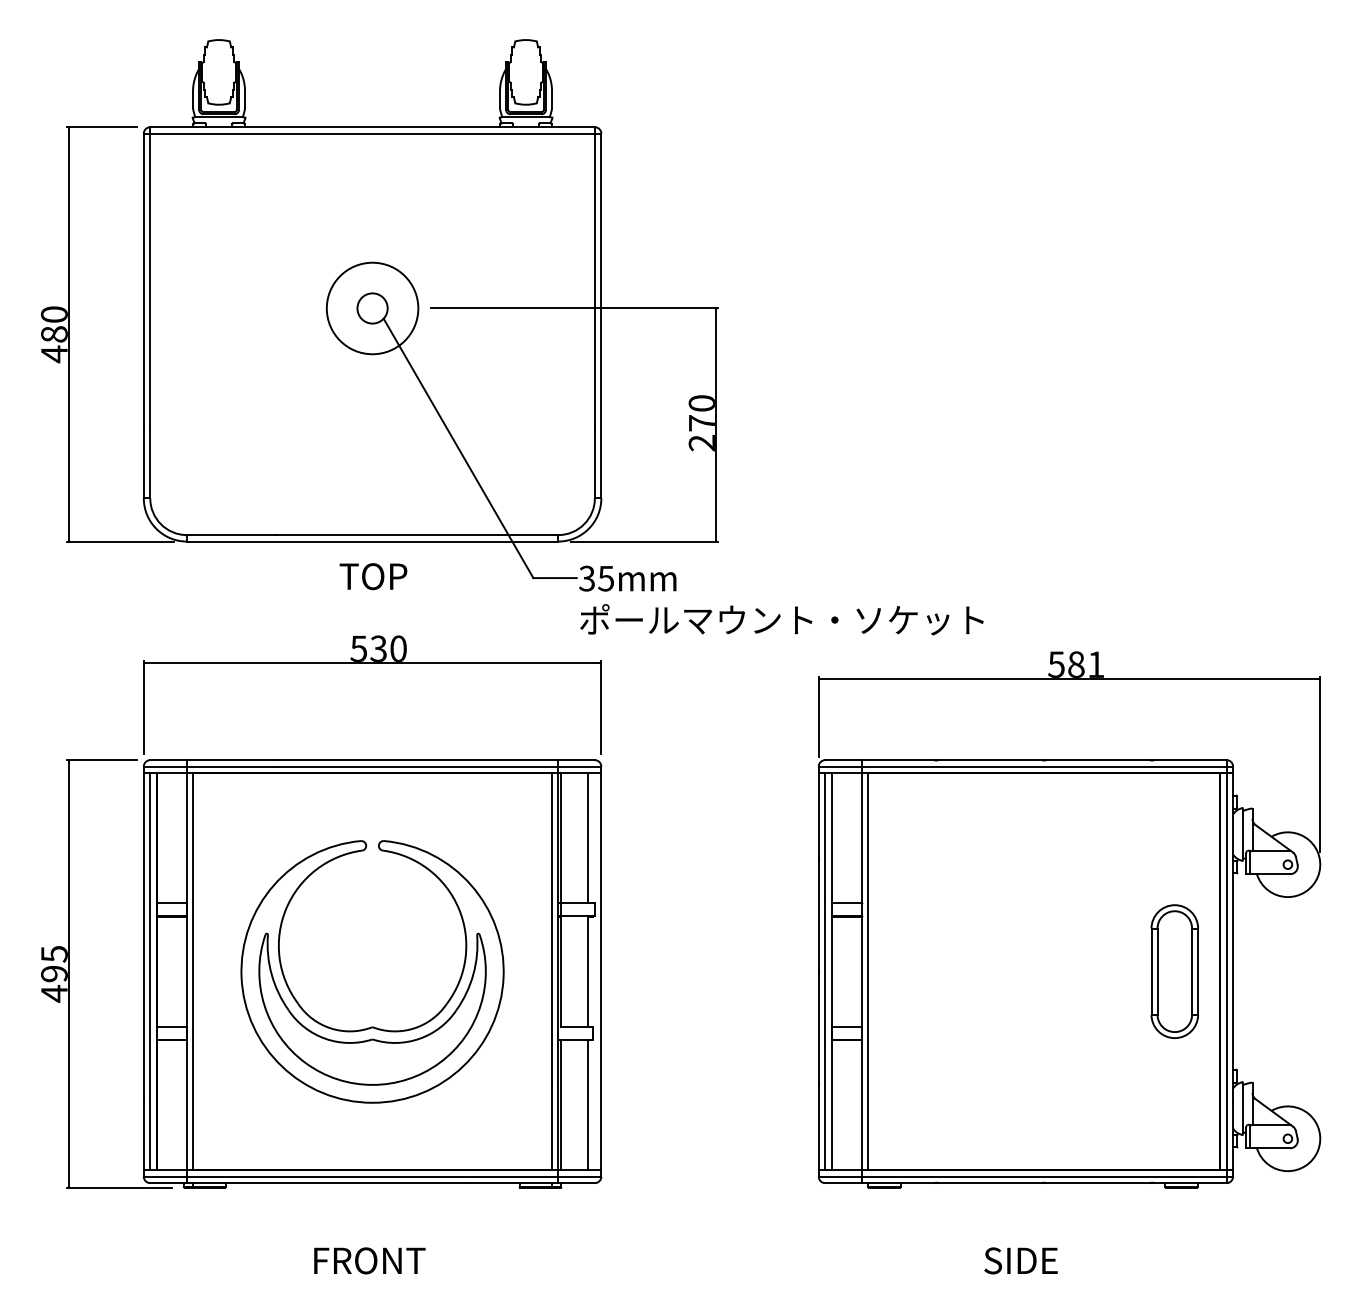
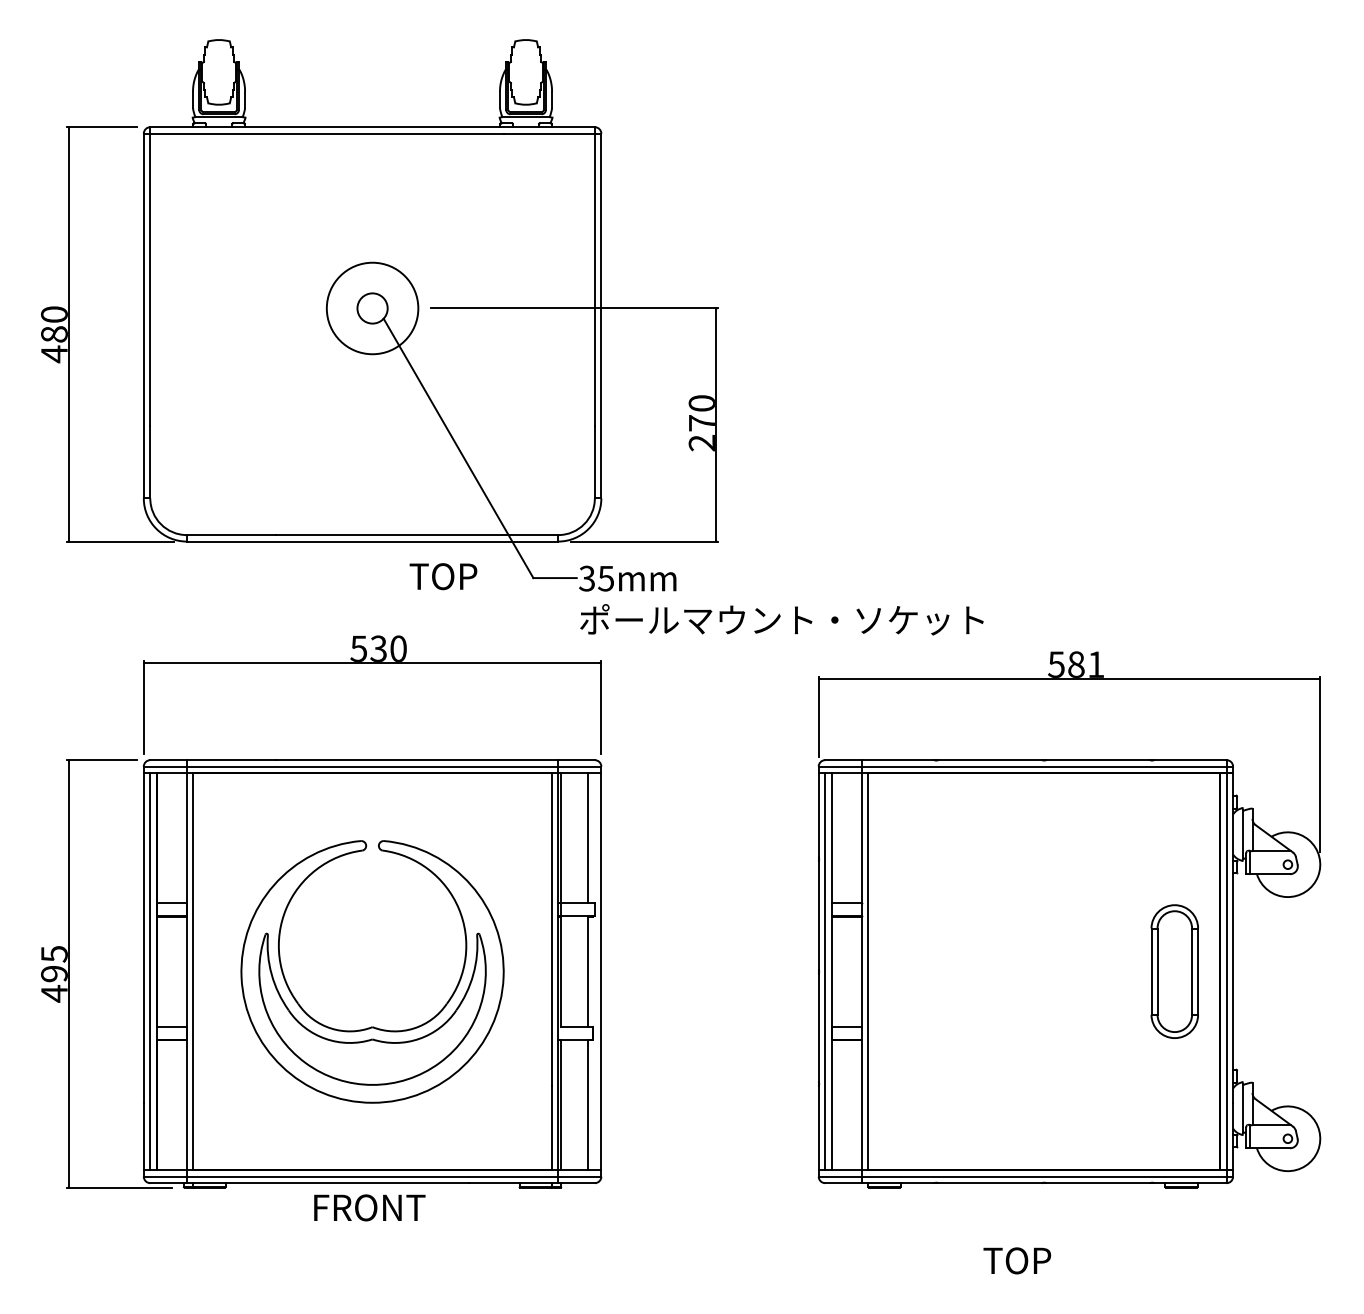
text position: (373, 576) -> (443, 576) (443, 576)
text position: (369, 1260) -> (369, 1207) (369, 1207)
text: SIDE -> TOP (1020, 1260)
